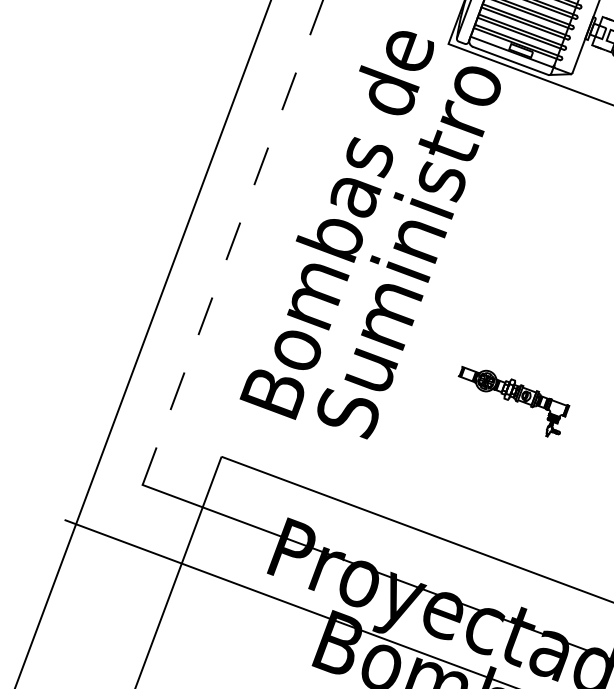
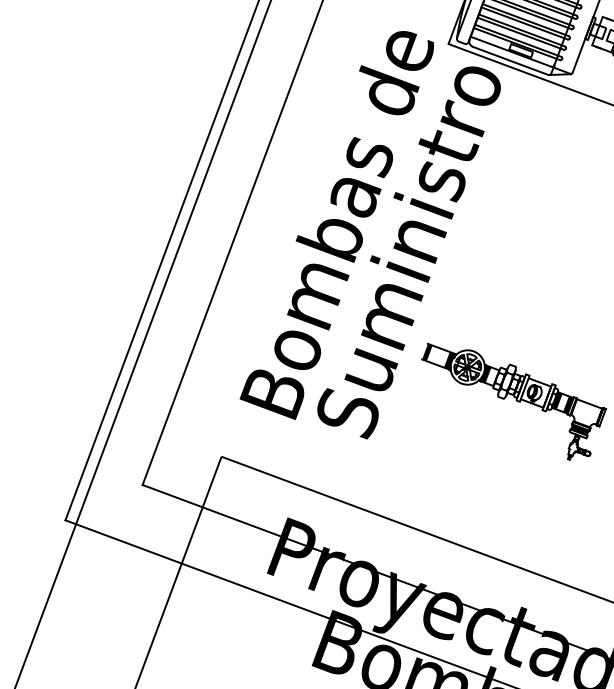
line: dashed -> solid (233, 242)
line: none -> present (161, 261)
part size: 114x72 px -> 186x119 px (513, 401)
